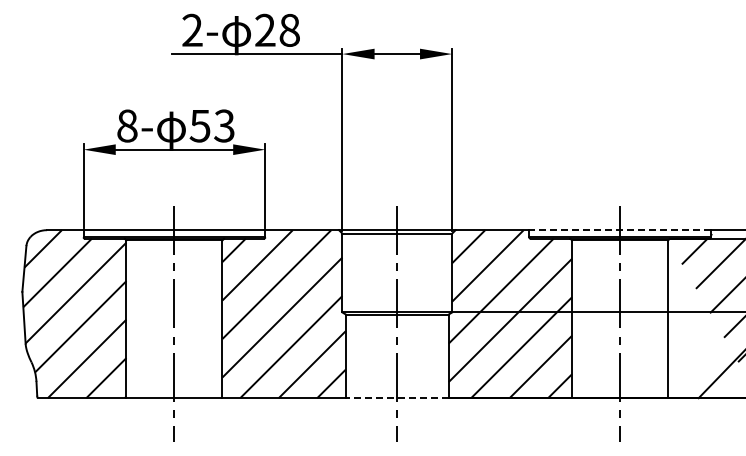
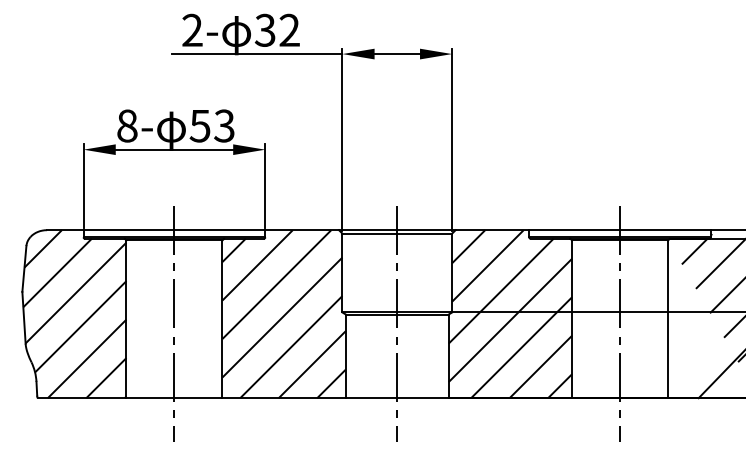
text: 28 -> 32 (276, 29)
line: dashed -> solid (620, 230)
line: dashed -> solid (396, 398)
